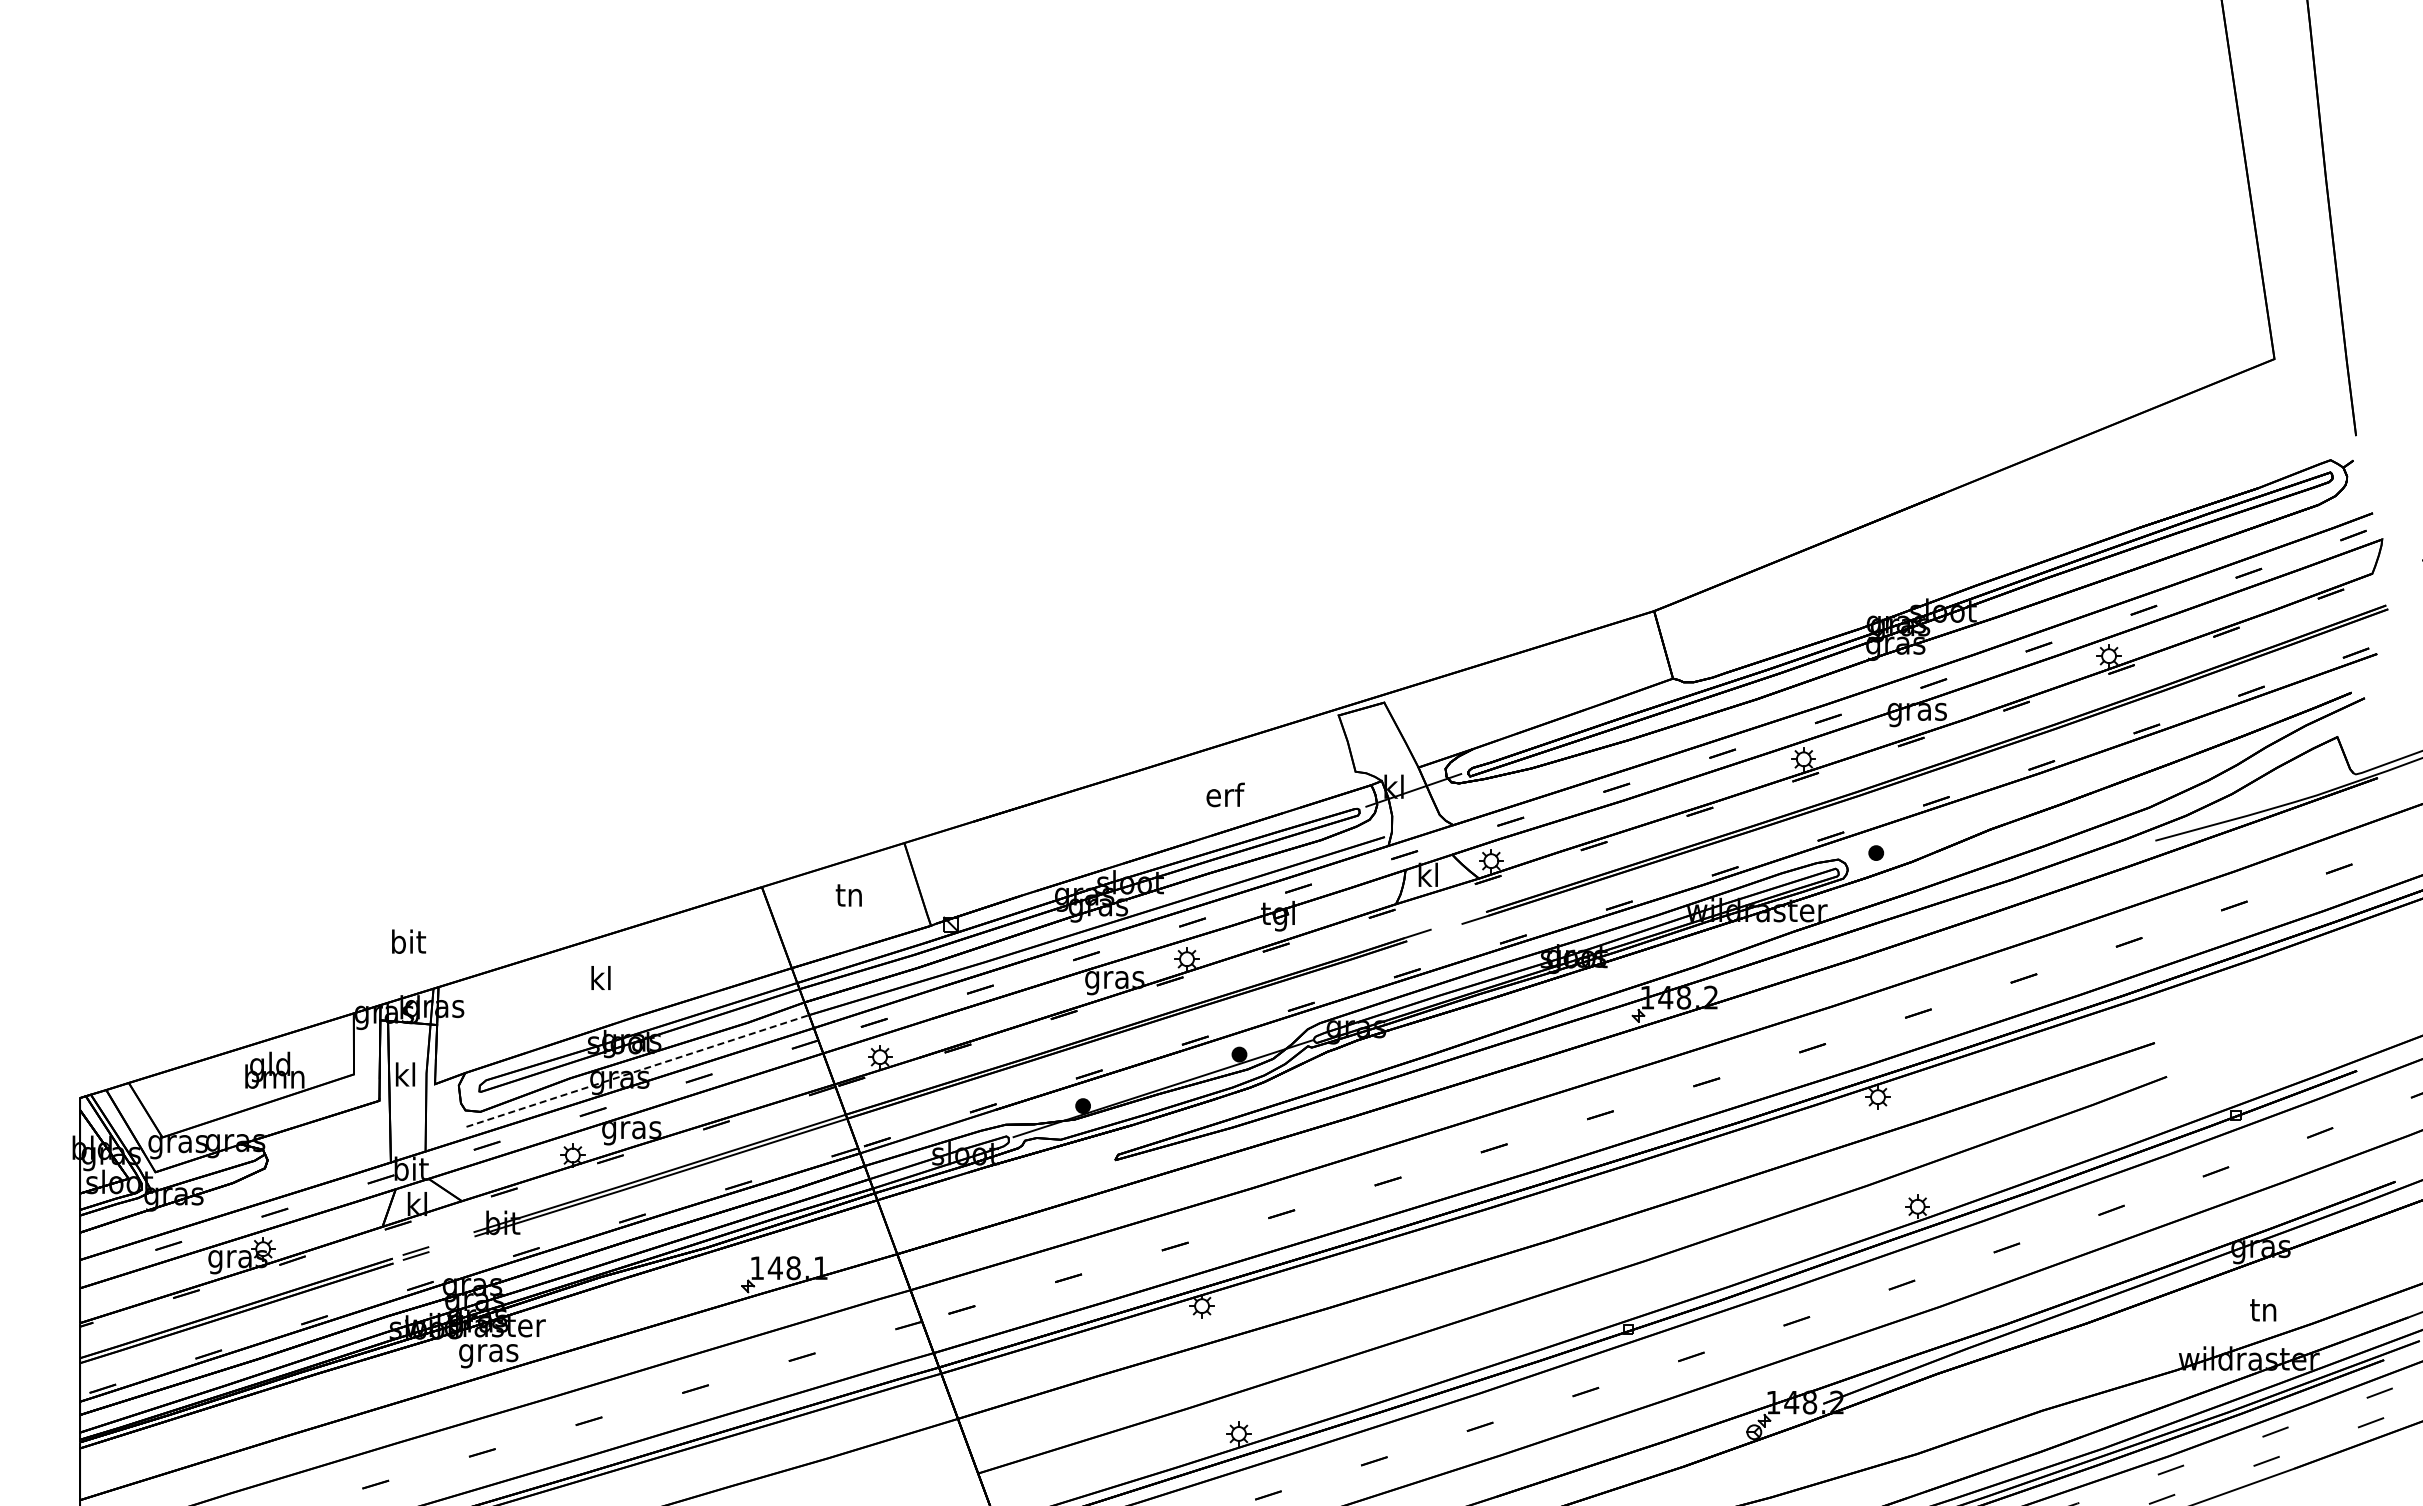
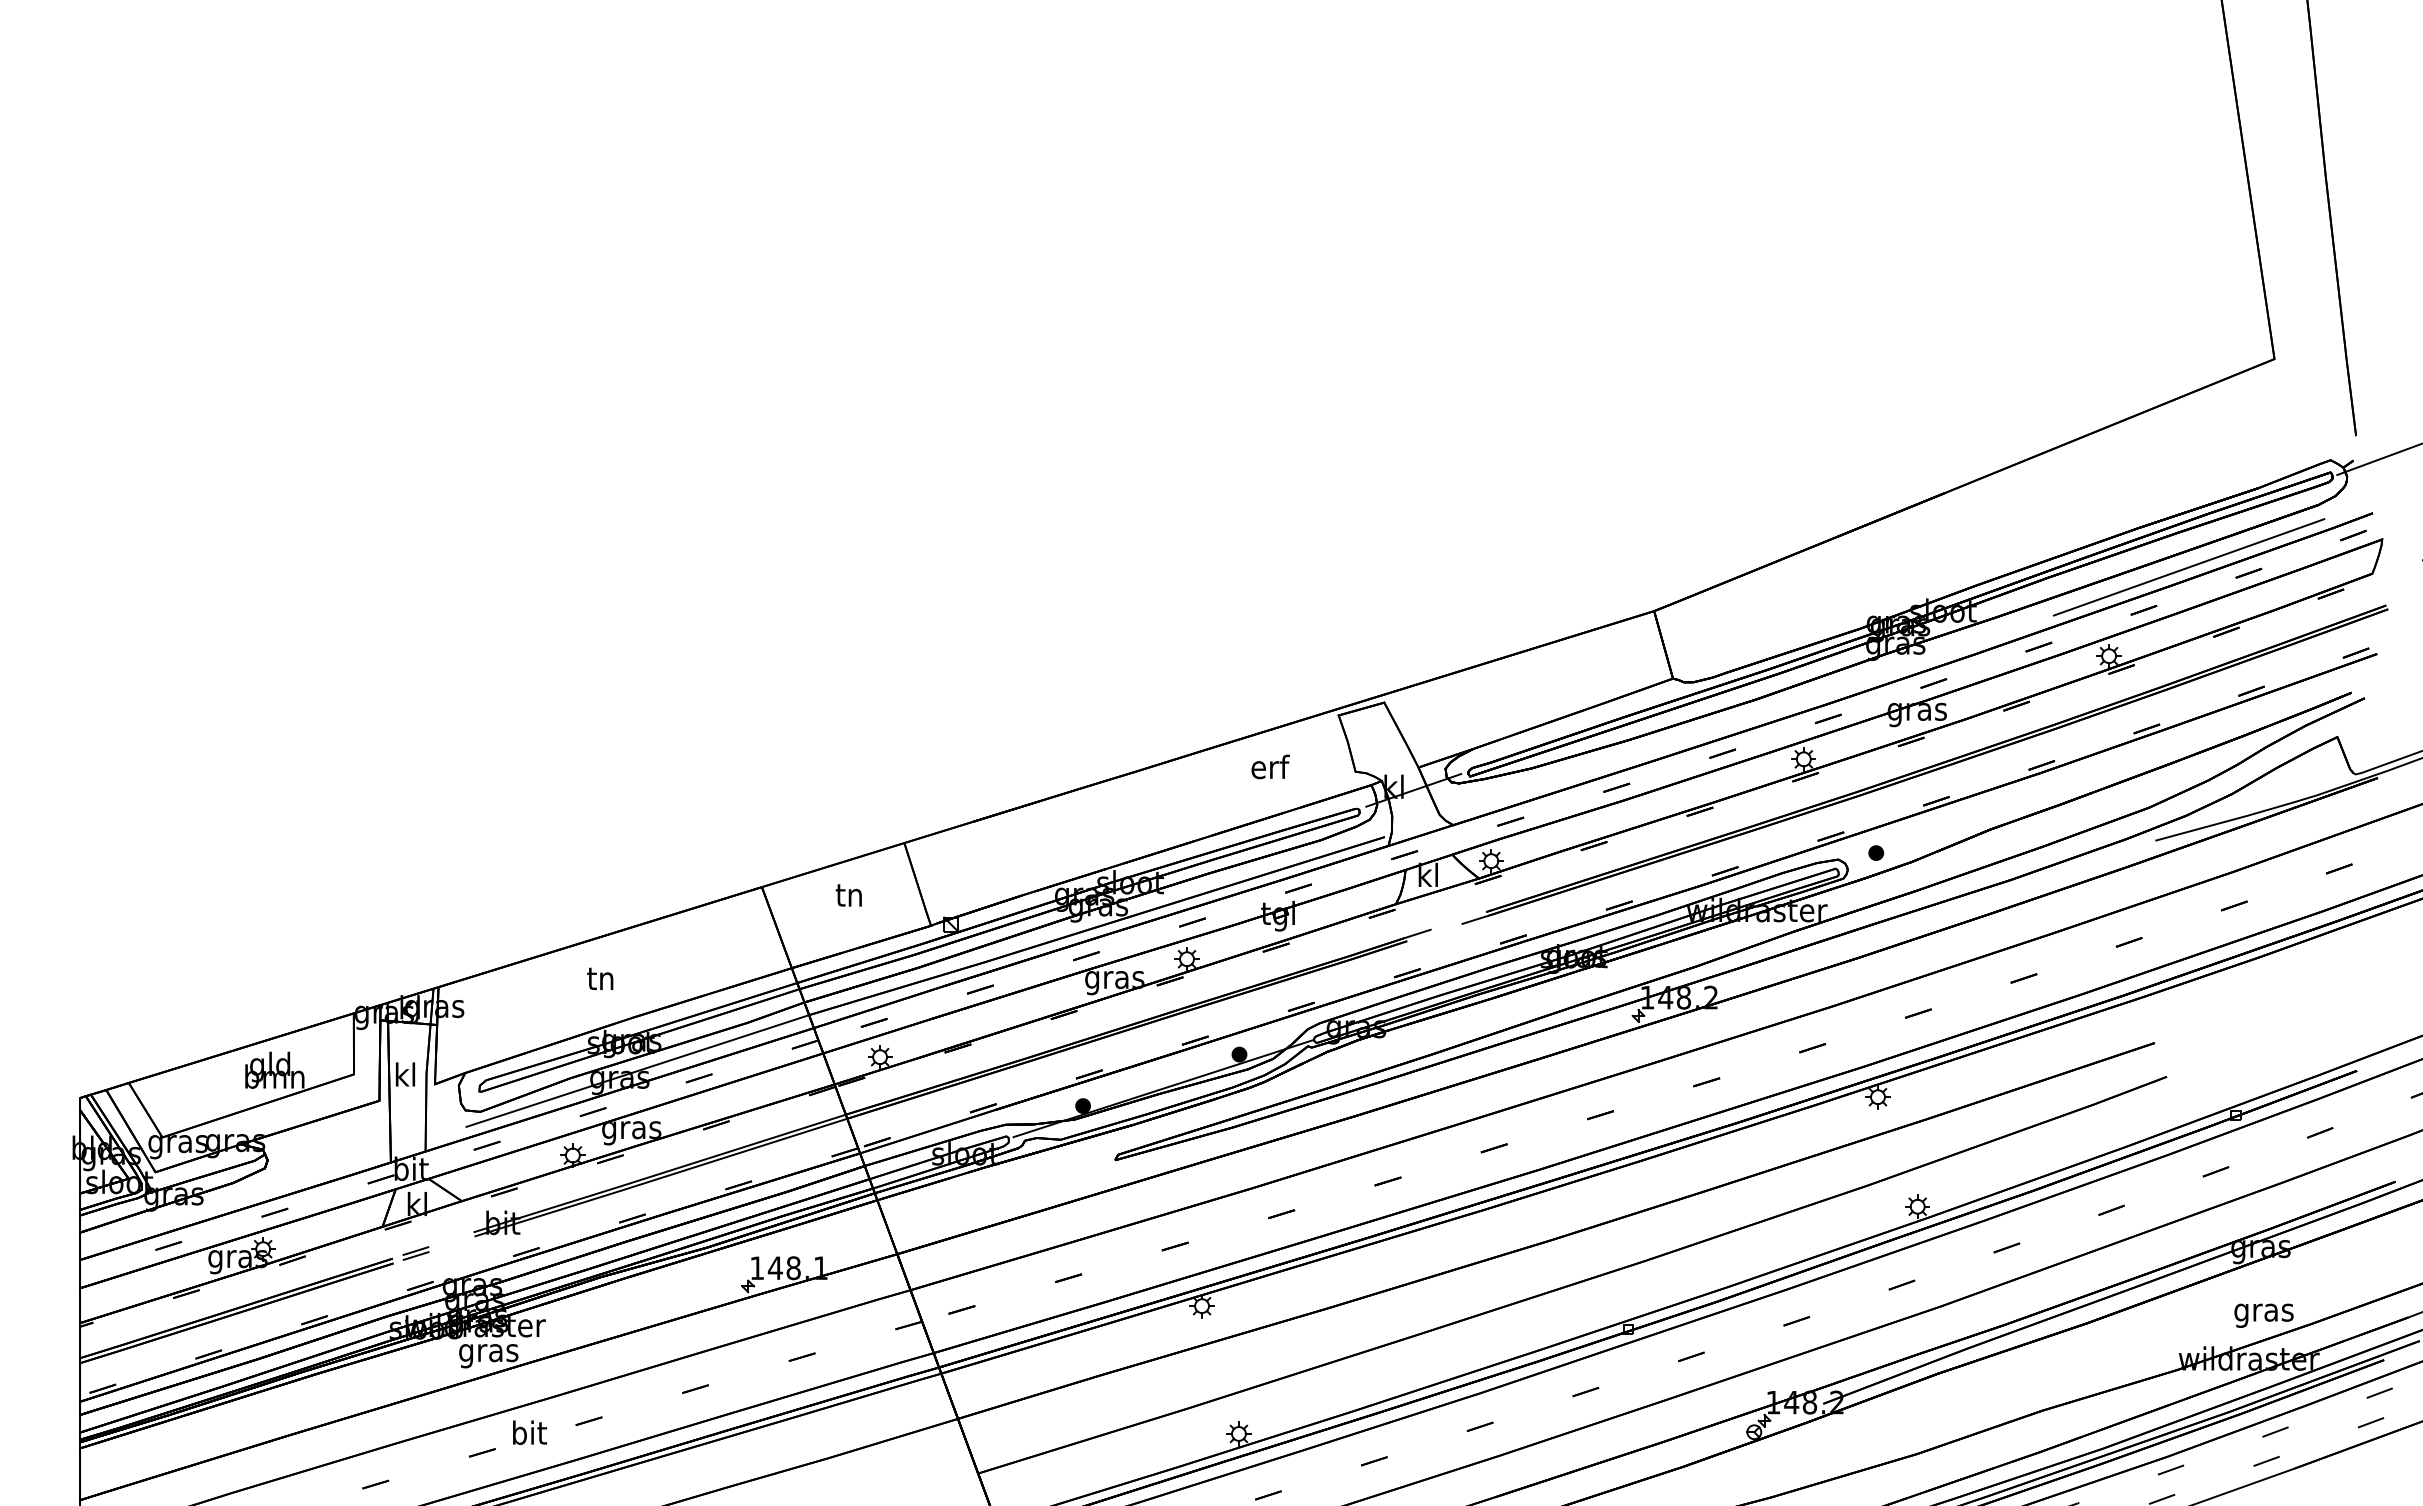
line: none -> present (2378, 459)
line: none -> present (2188, 567)
text position: (1225, 794) -> (1270, 766) (1270, 766)
text position: (409, 941) -> (530, 1432) (530, 1432)
text: kl -> tn (600, 977)
line: dashed -> solid (638, 1070)
text: tn -> gras (2263, 1313)
